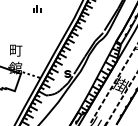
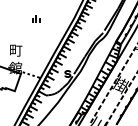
part position: (37, 8) -> (36, 18) (36, 18)
